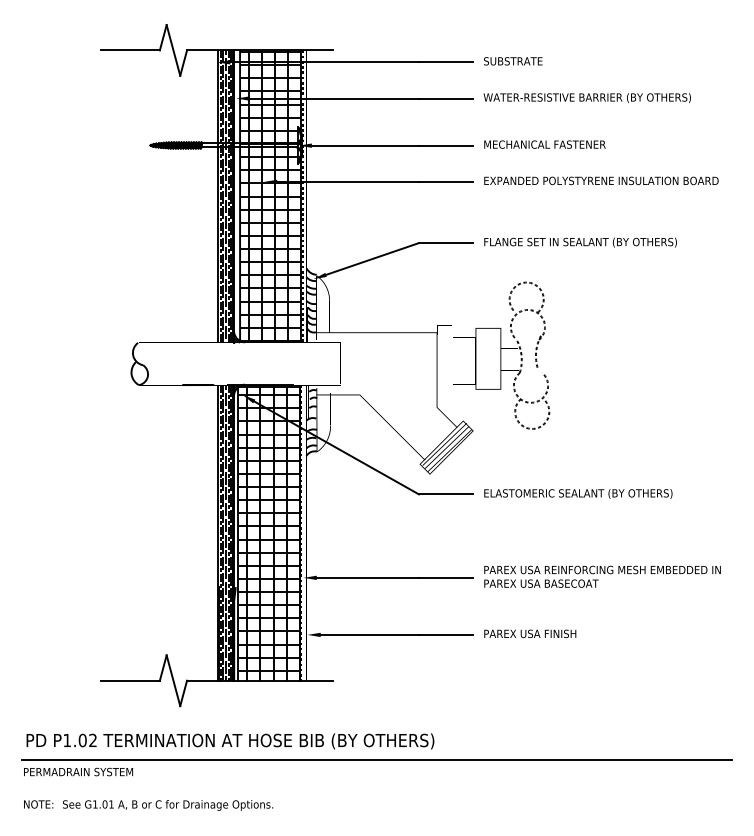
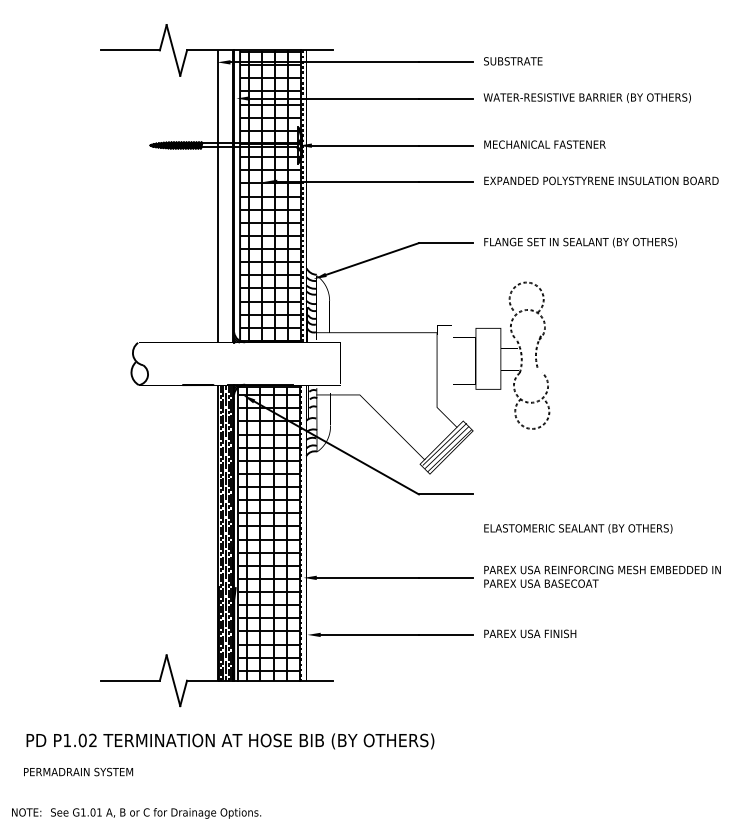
hatch: present -> none (225, 196)
text position: (578, 493) -> (578, 528) (578, 528)
line: present -> none (376, 759)
text position: (148, 805) -> (136, 813) (136, 813)
